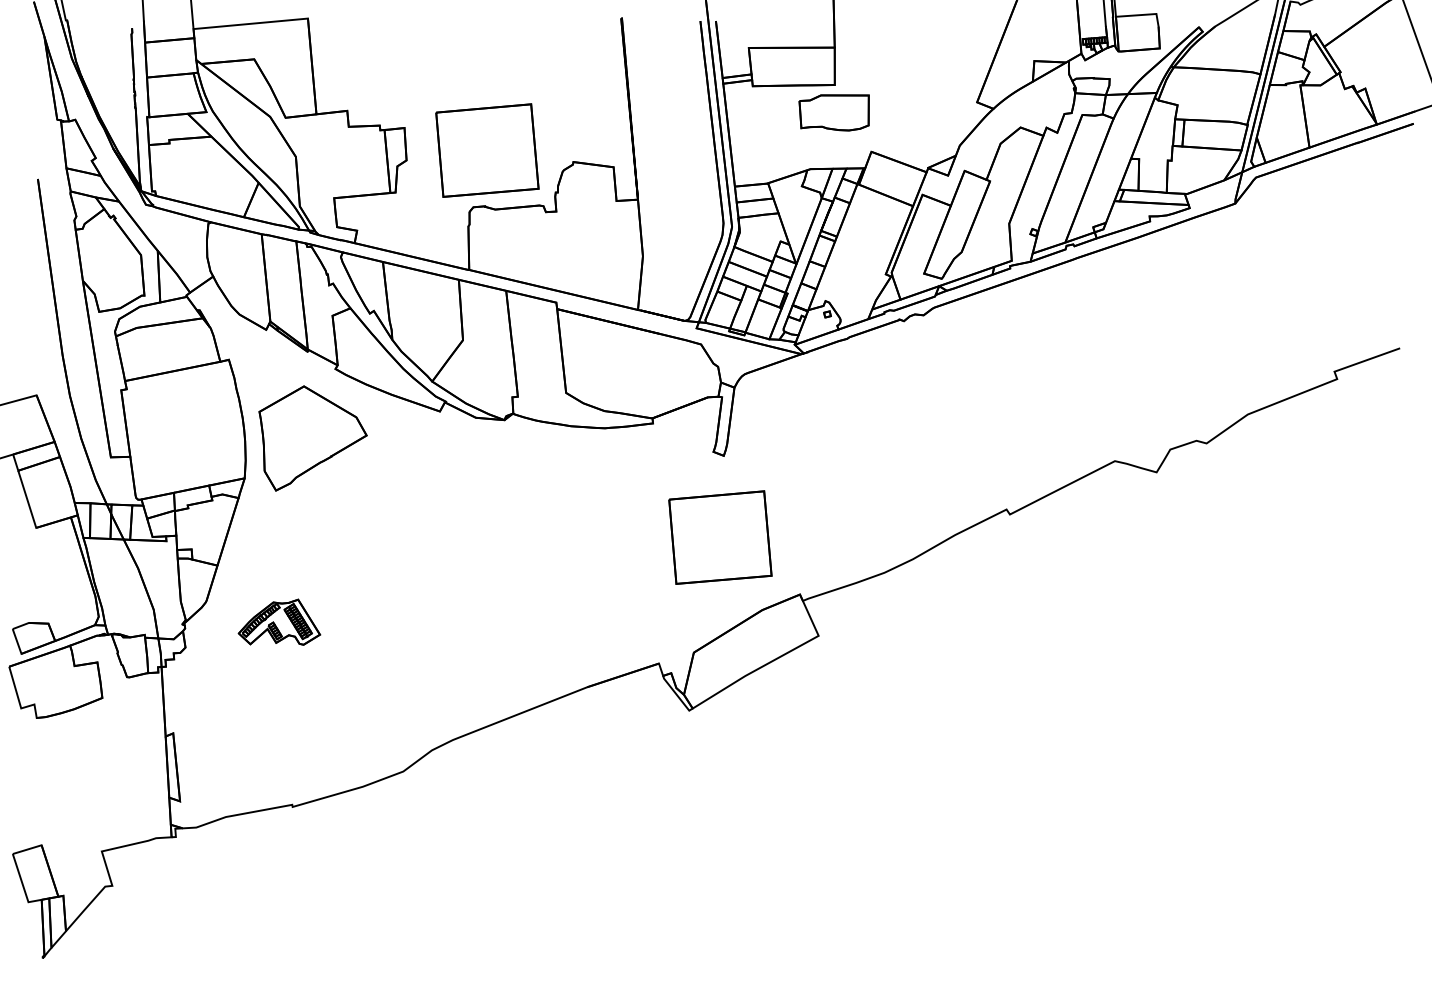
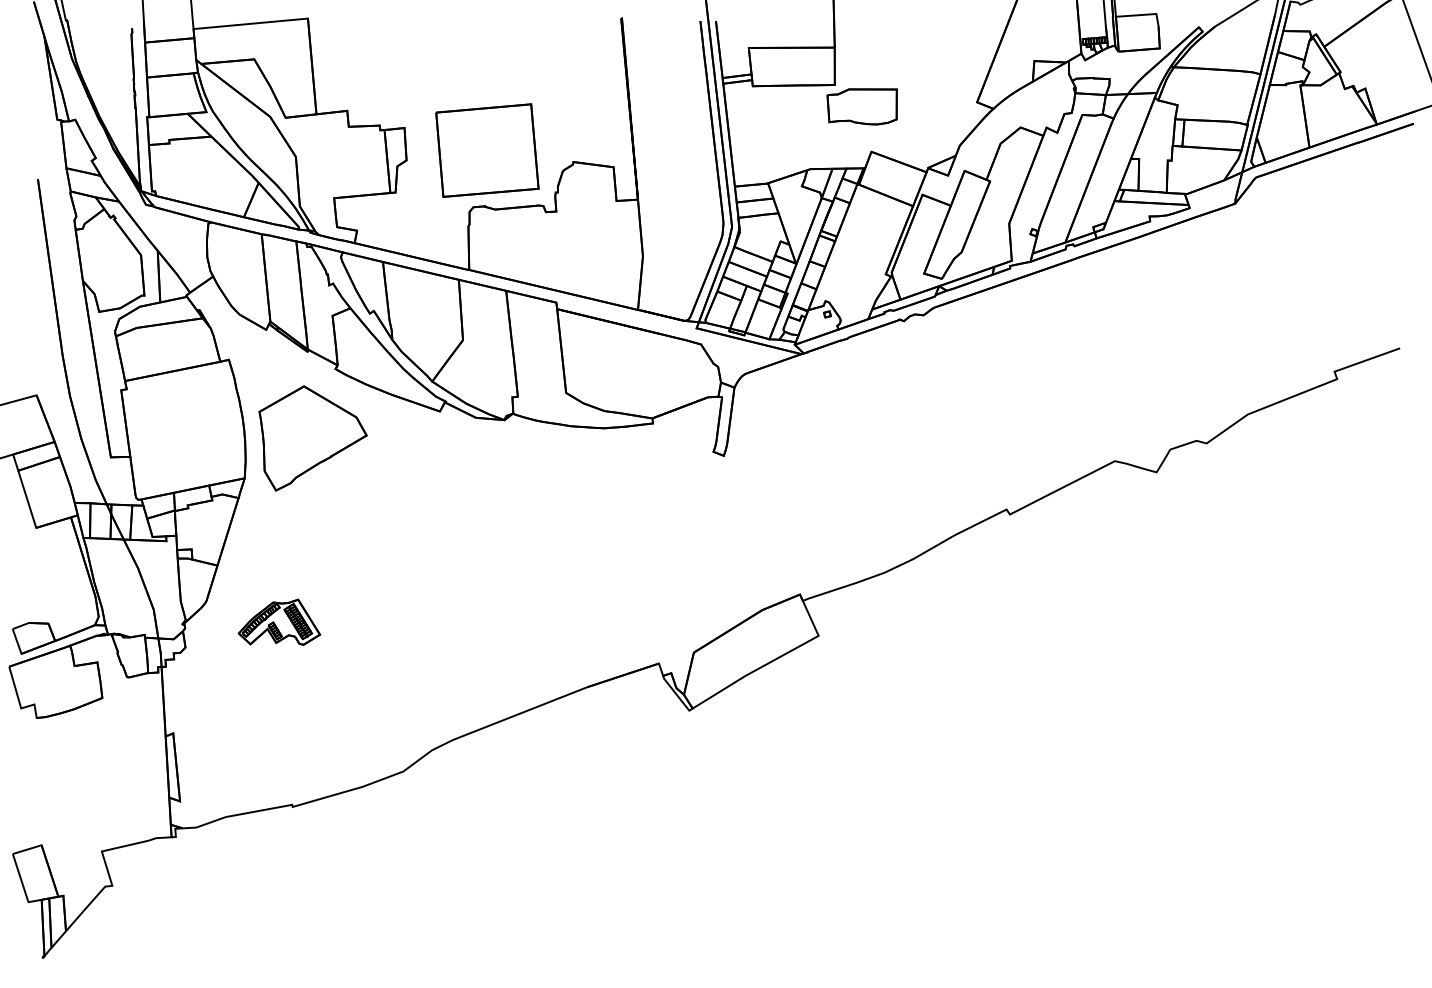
part position: (833, 112) -> (861, 106) (861, 106)
part: present -> none (720, 537)
